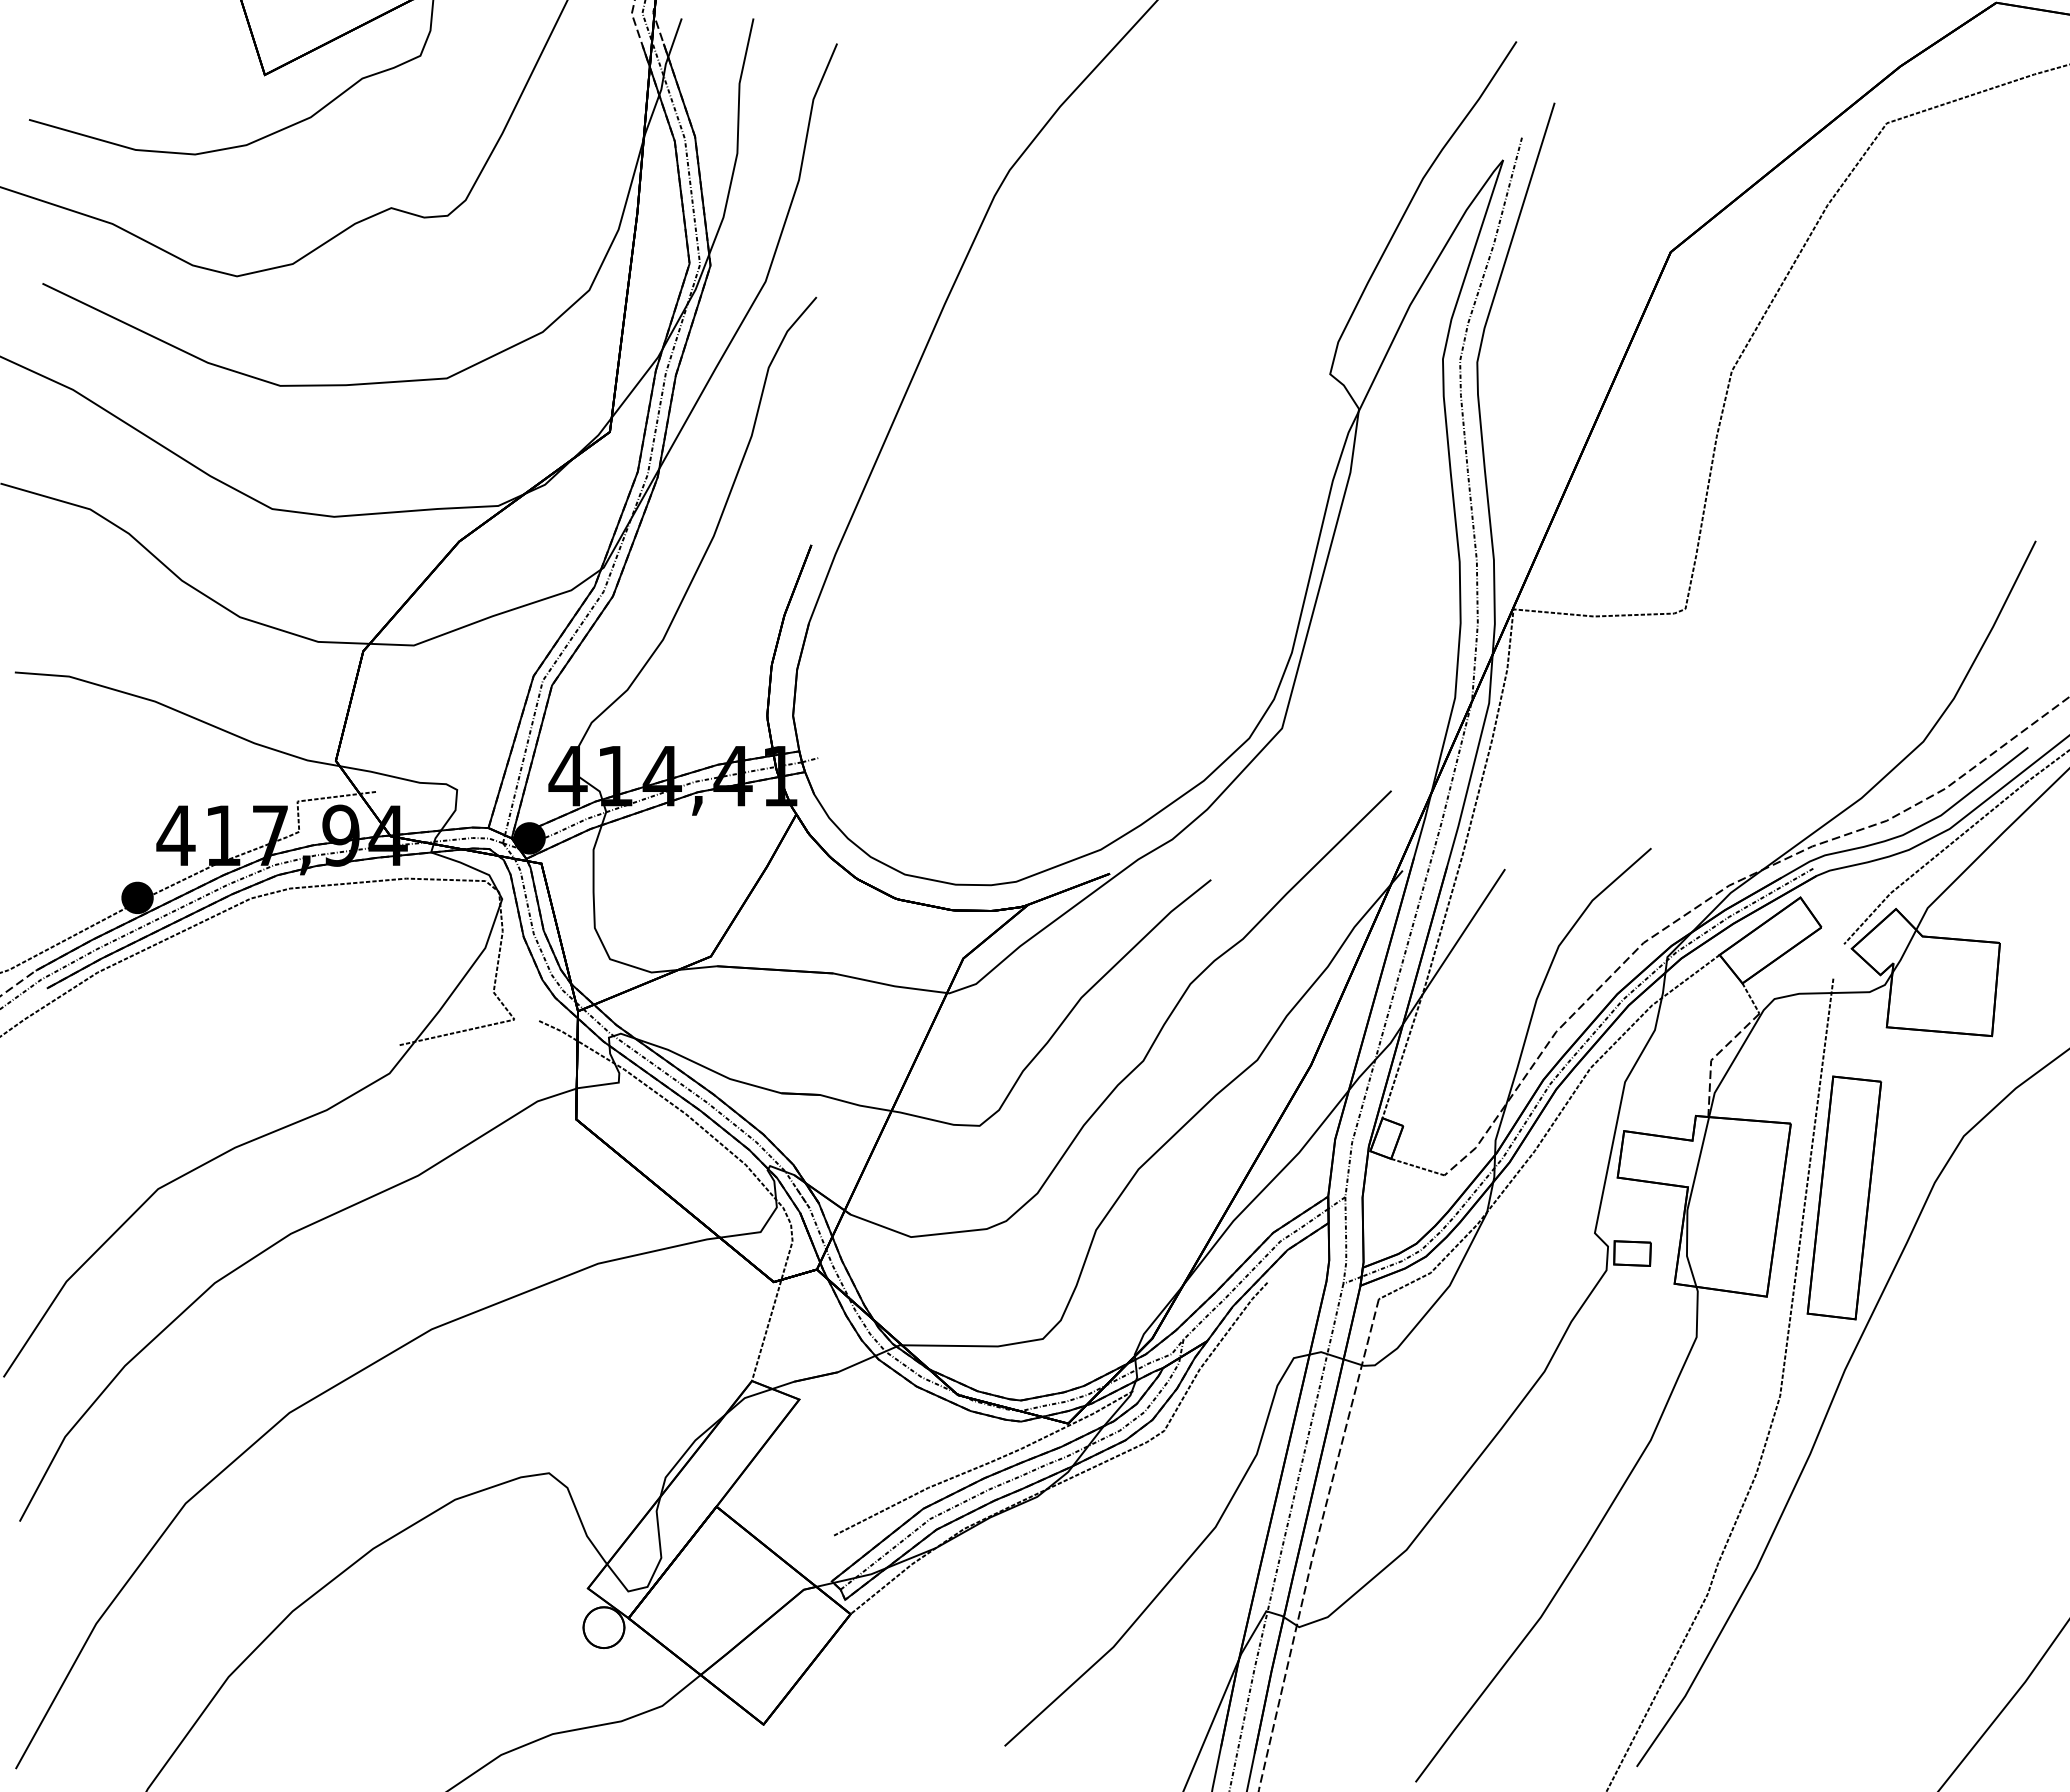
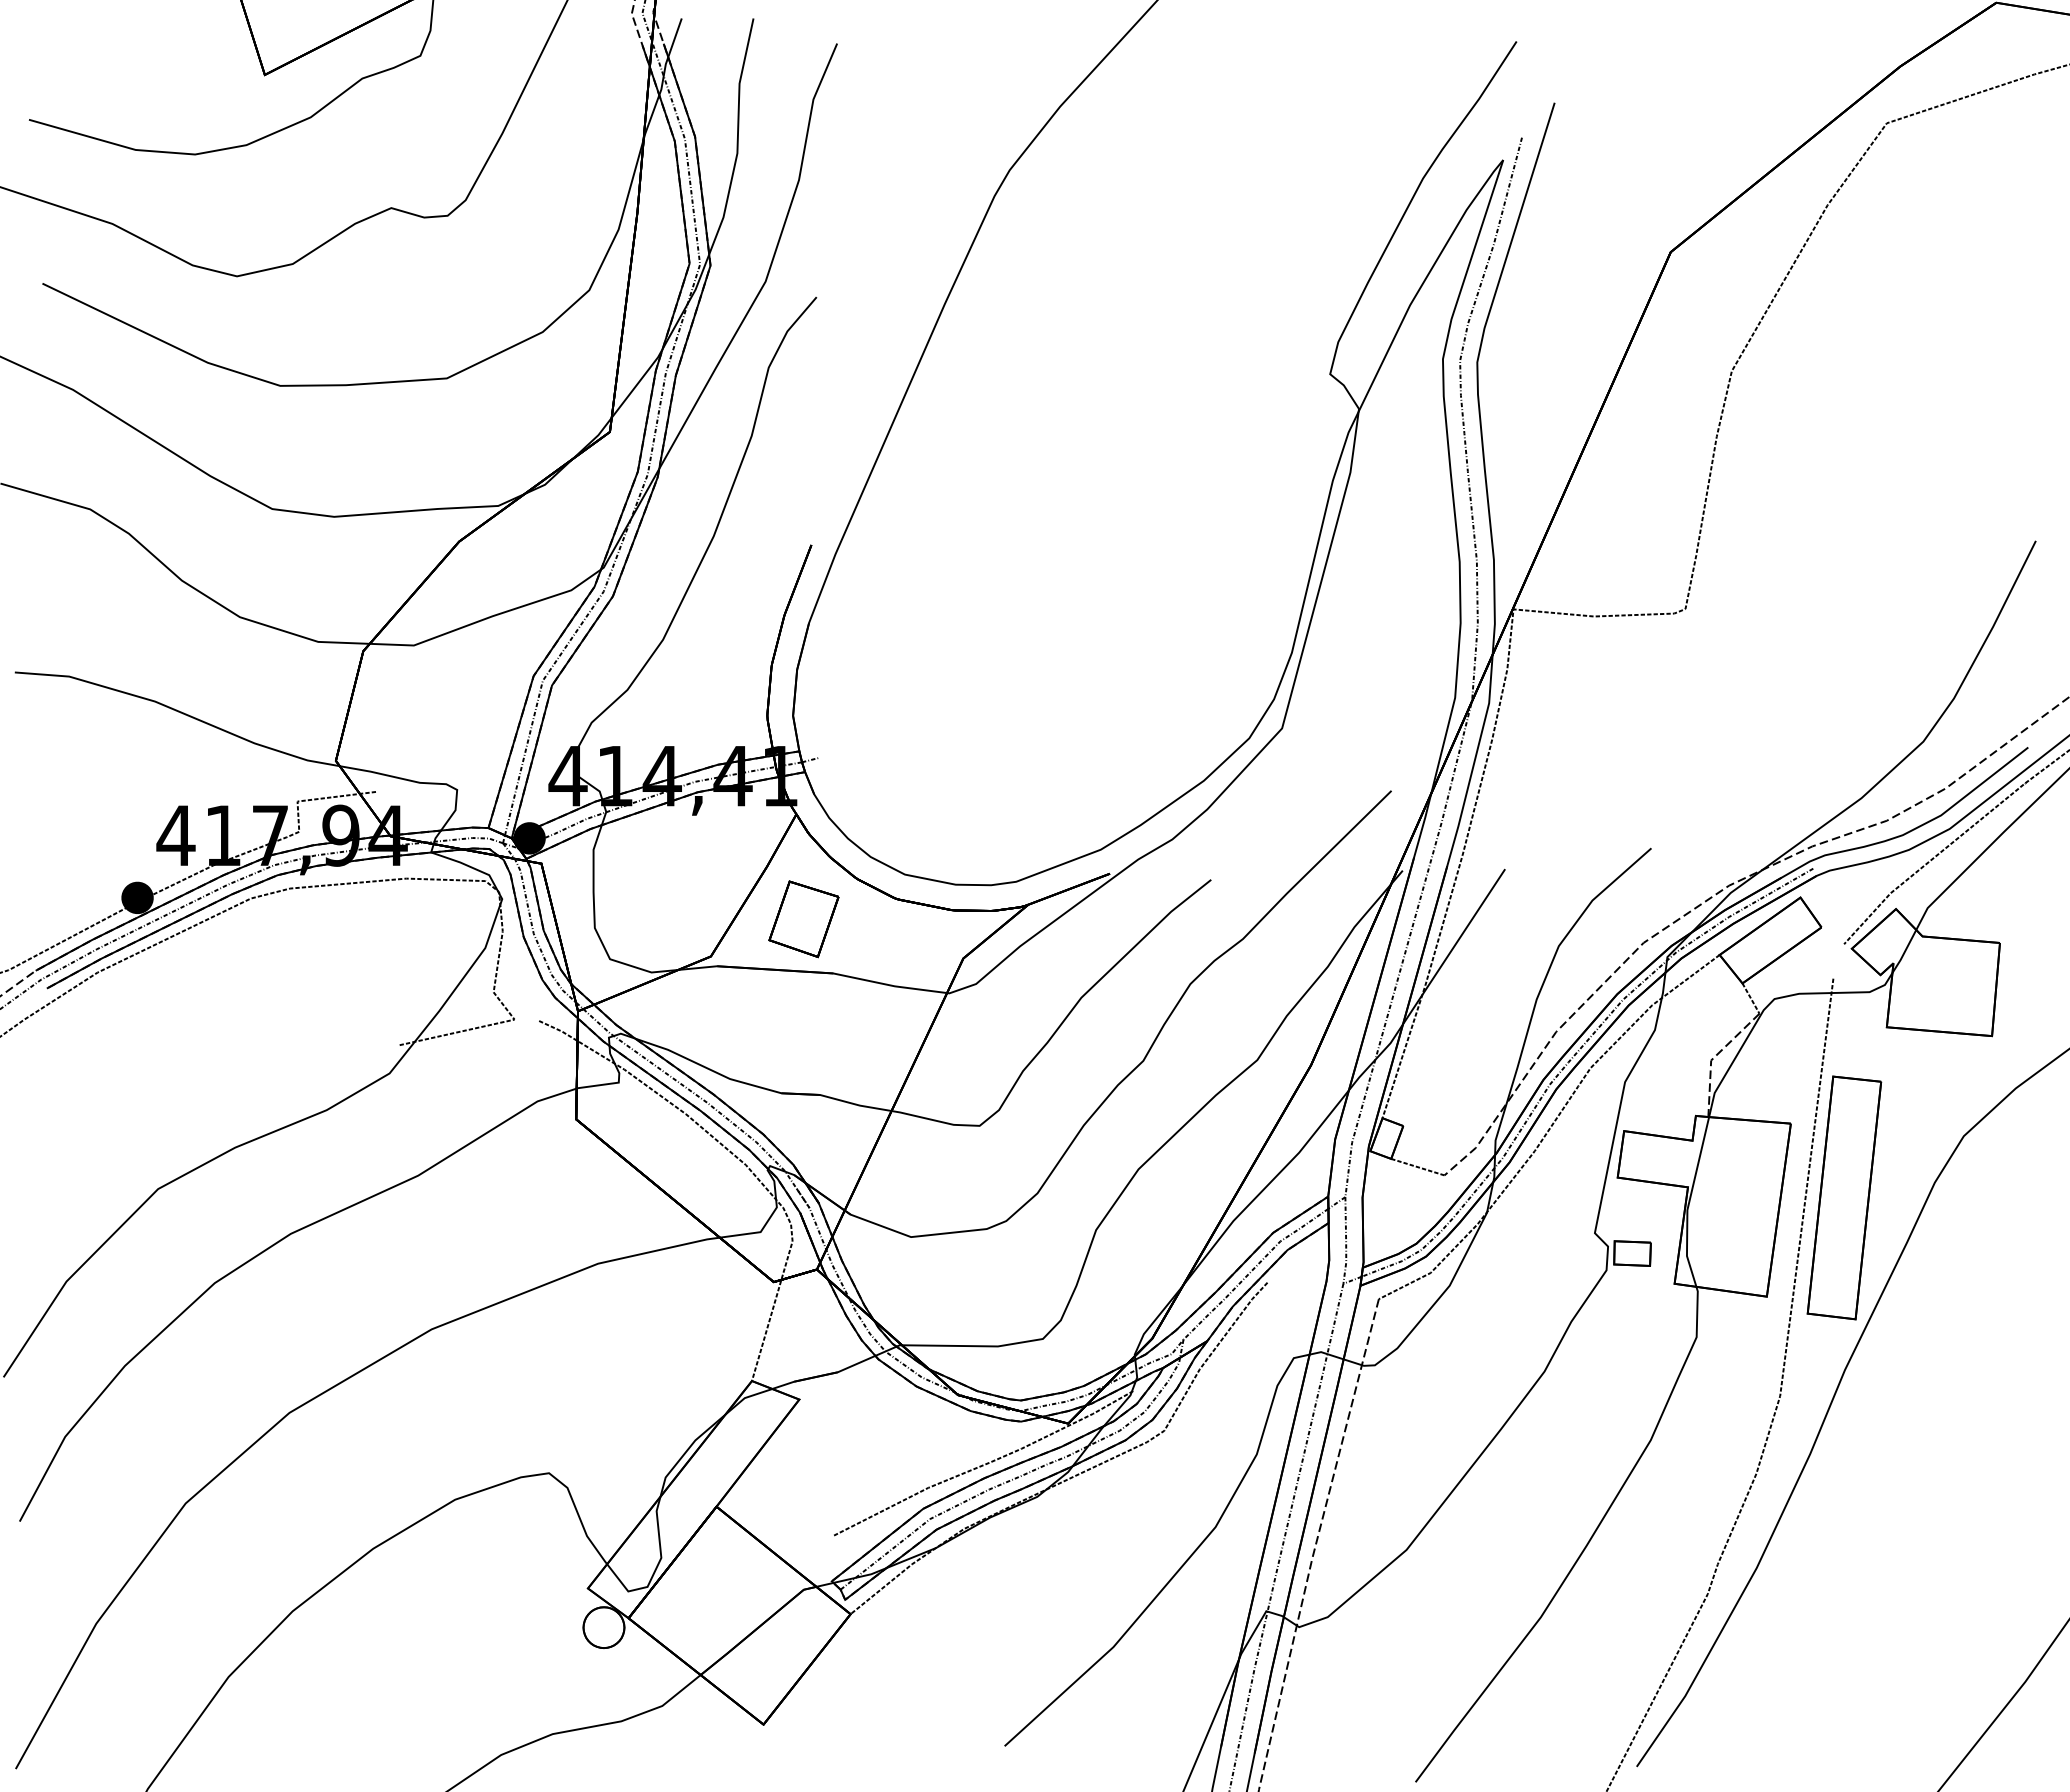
part: none -> present (803, 919)
